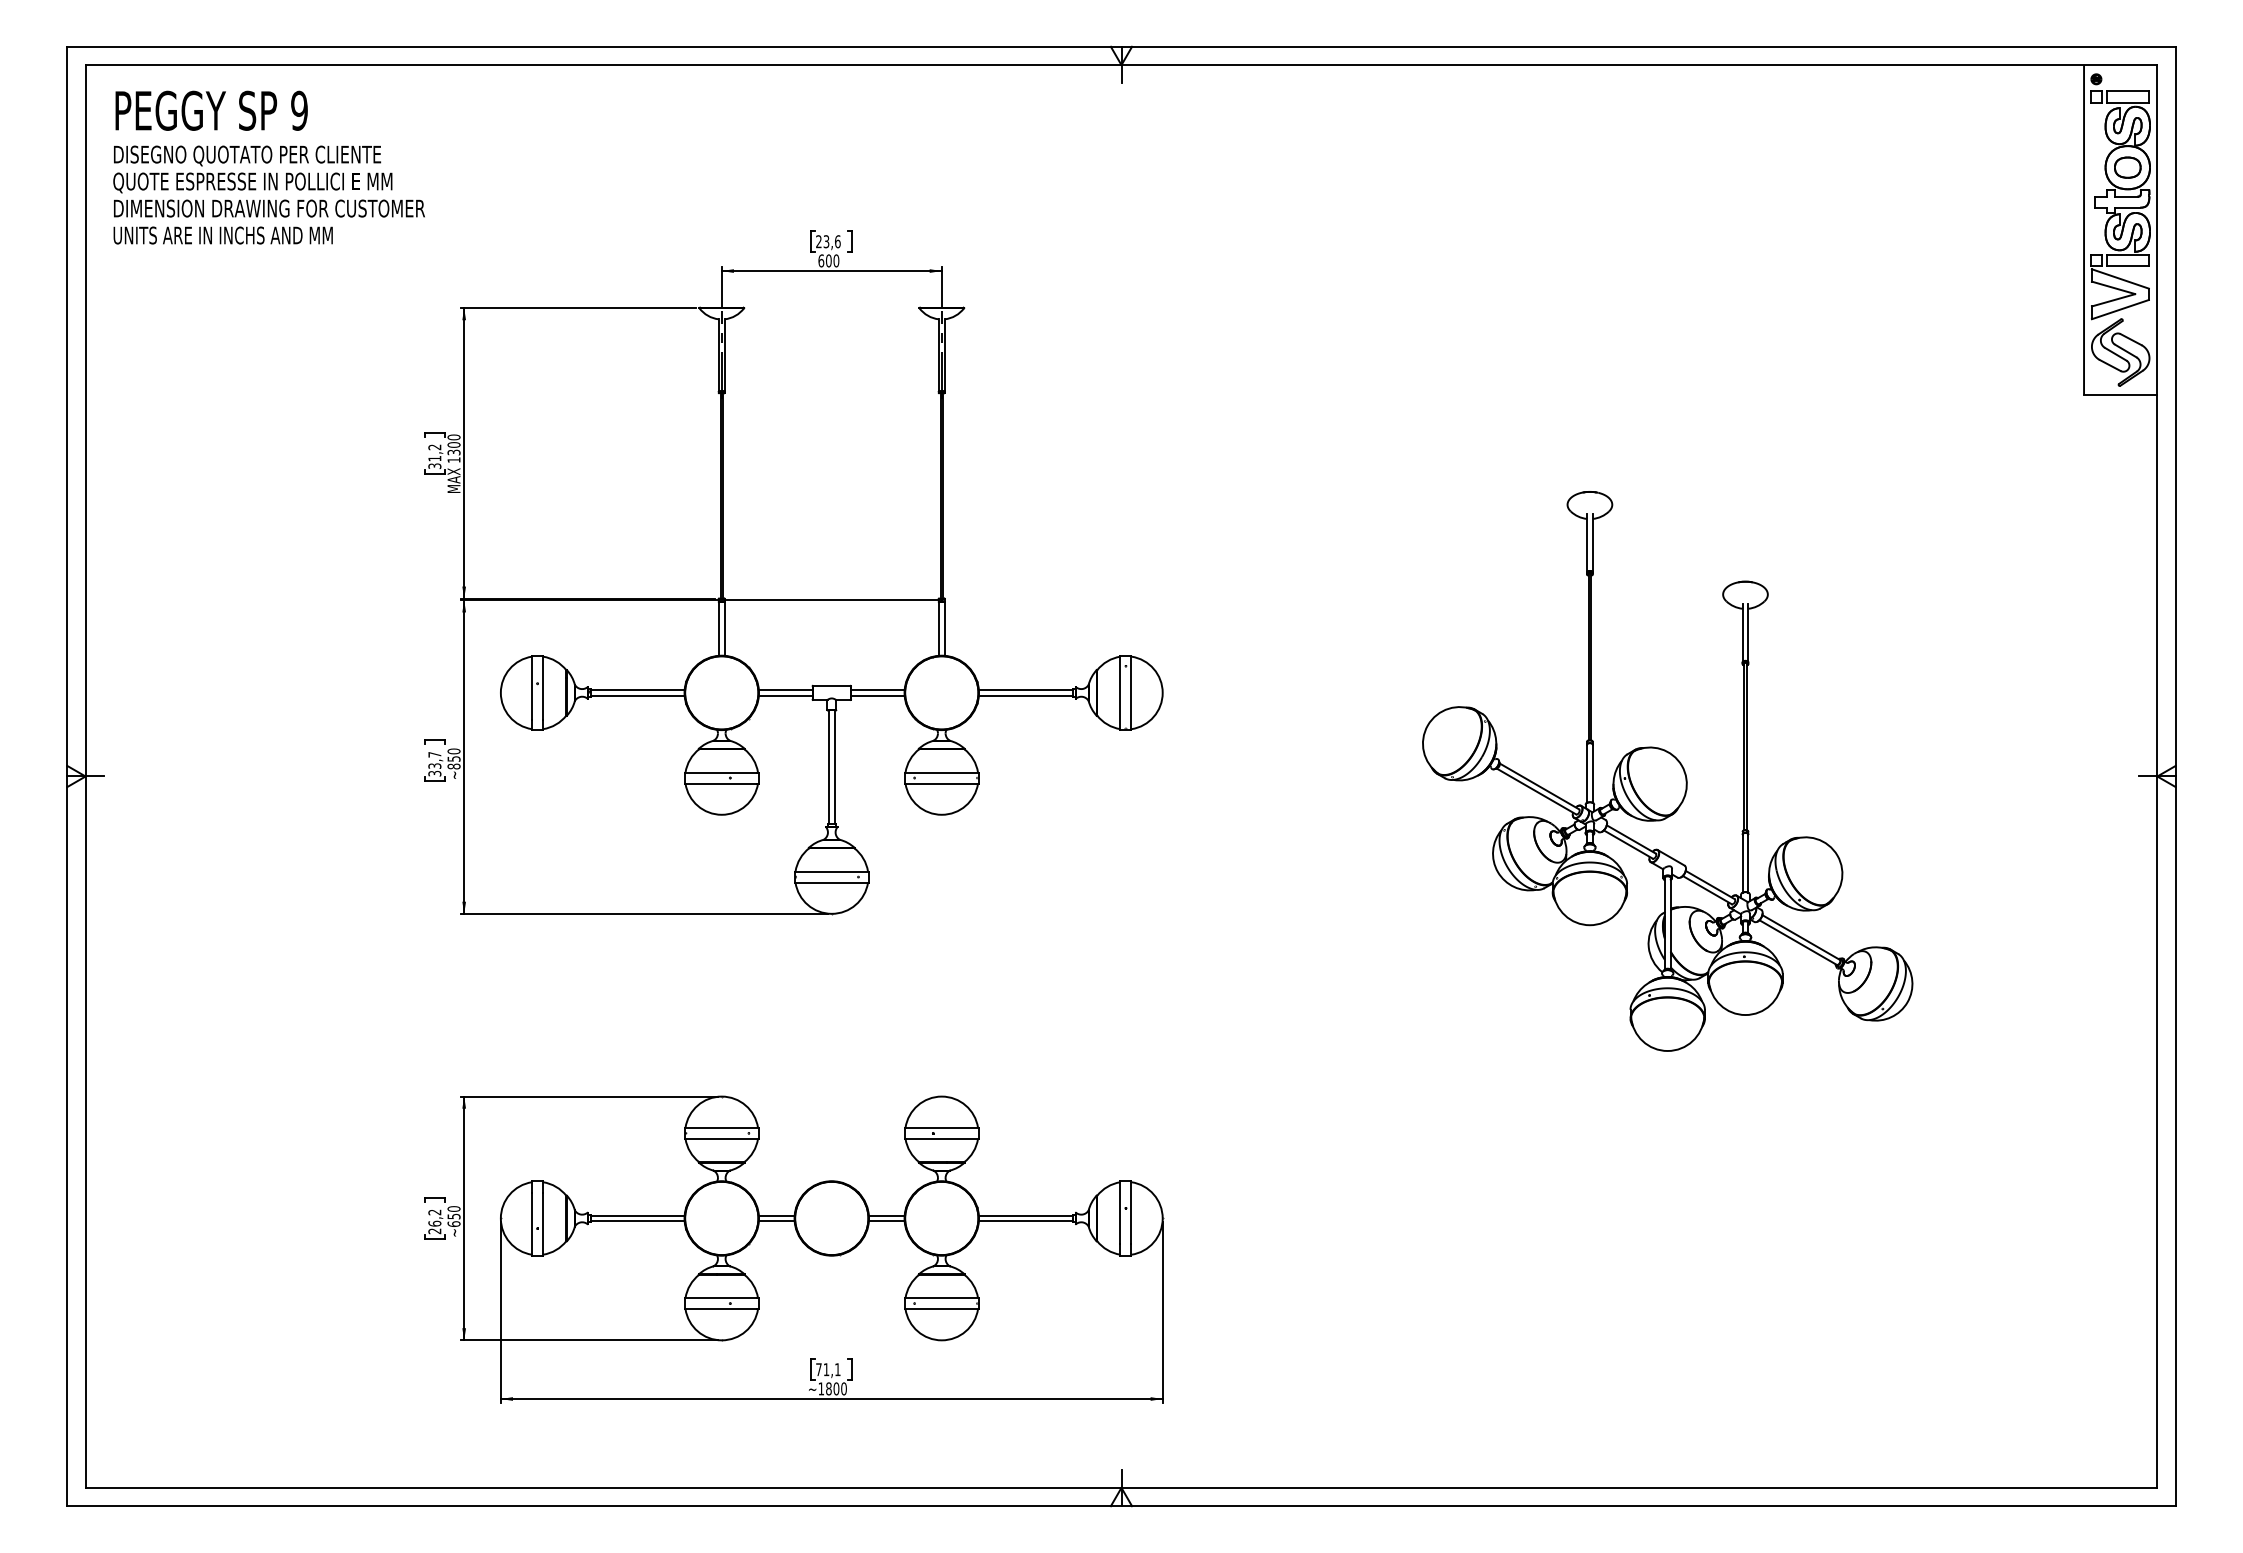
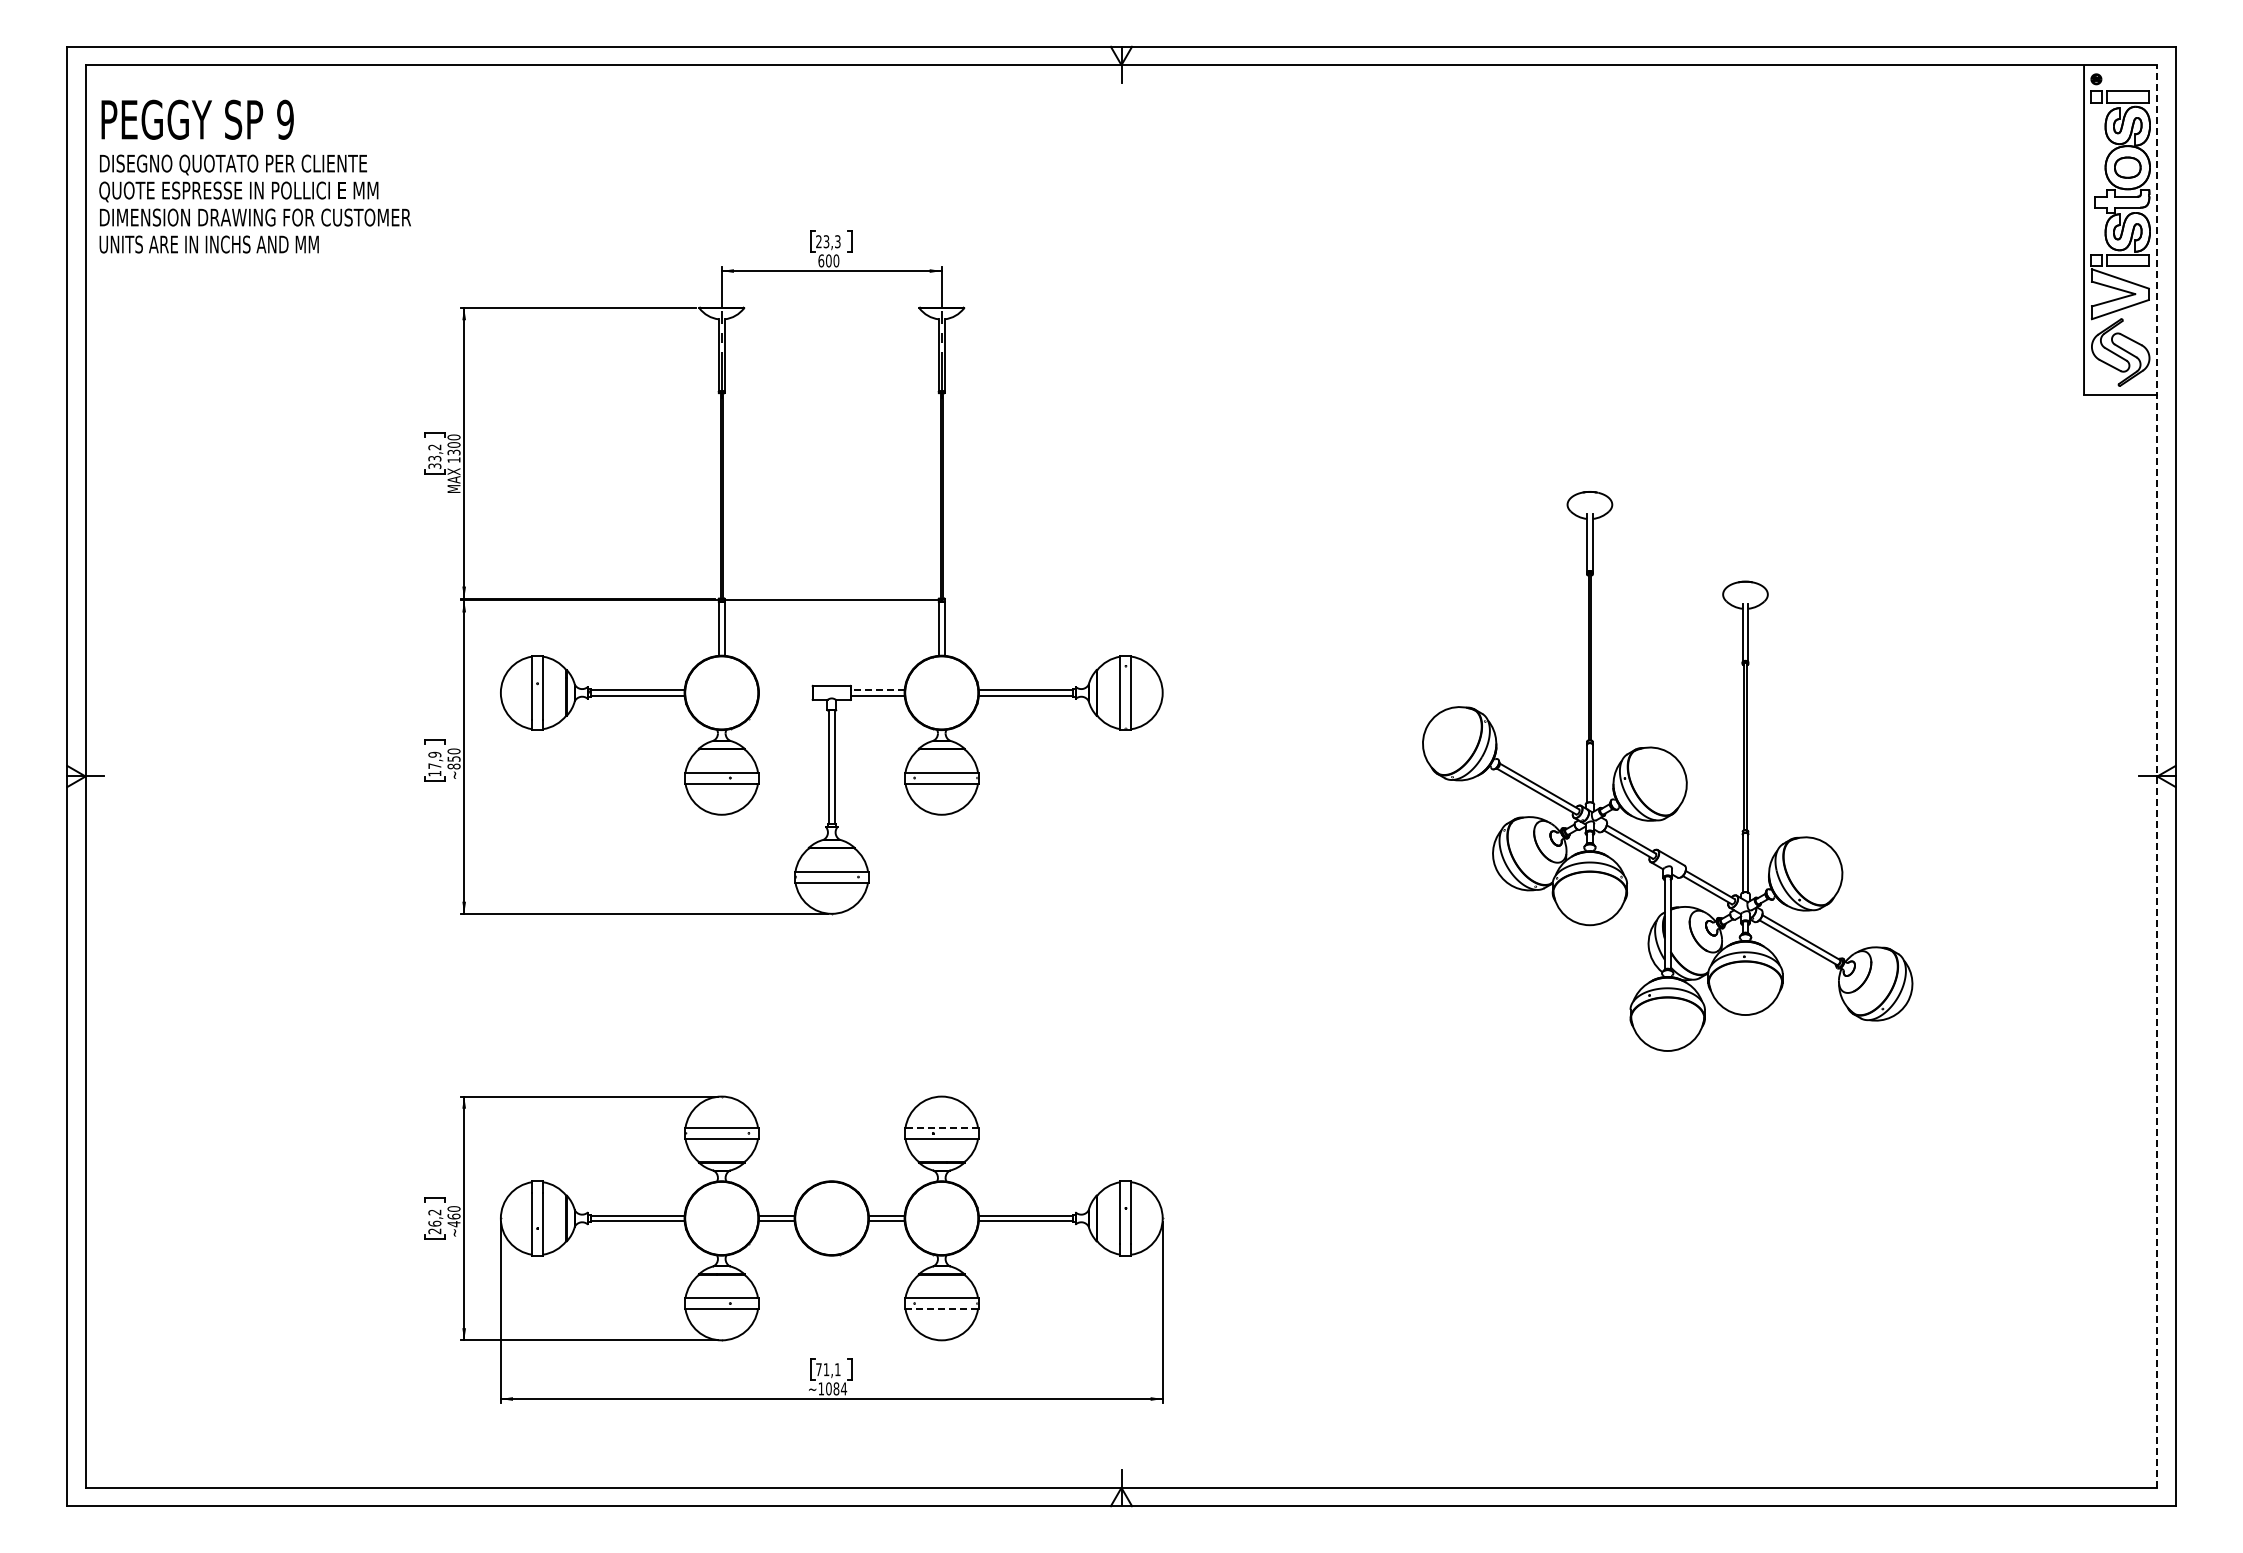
text position: (268, 167) -> (254, 176) (254, 176)
text: 23,6 -> 23,3 (837, 241)
text: 31,2 -> 33,2 (434, 458)
line: present -> none (785, 689)
line: solid -> dashed (877, 689)
line: present -> none (785, 695)
text: 33,7 -> 17,9 (434, 763)
line: solid -> dashed (2157, 776)
line: solid -> dashed (942, 1127)
text: ~650 -> ~460 (453, 1220)
line: solid -> dashed (942, 1309)
text: ~1800 -> ~1084 (836, 1388)
